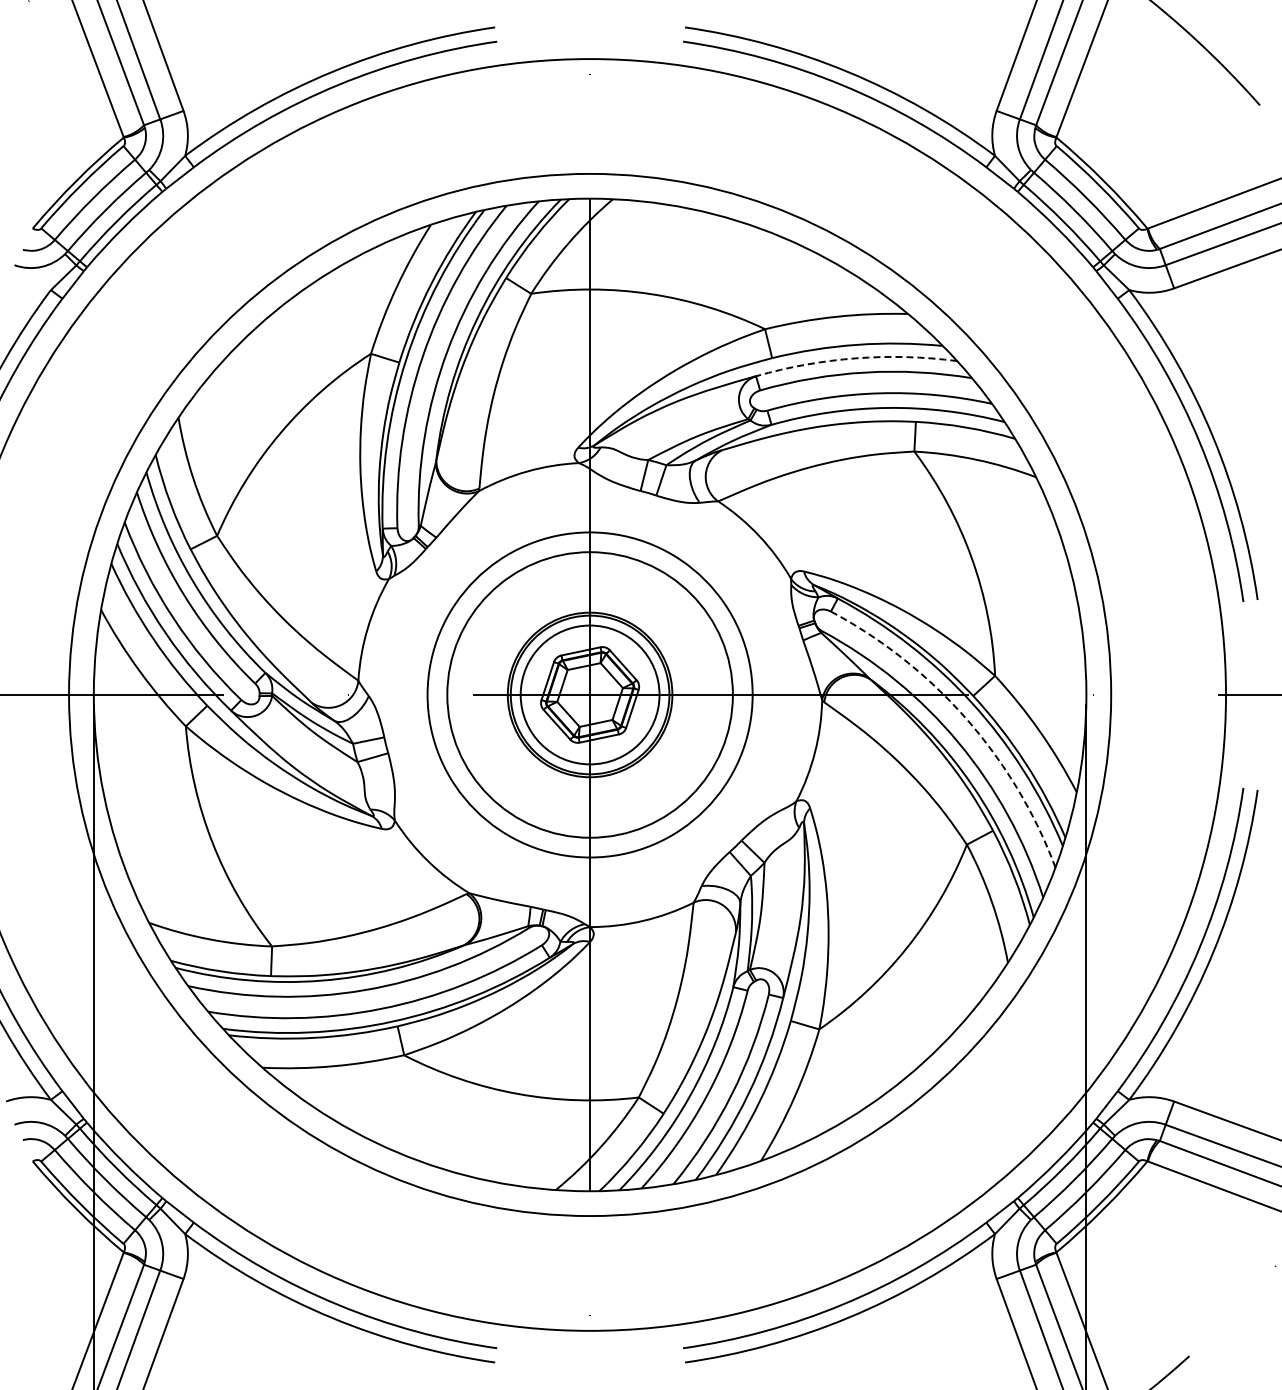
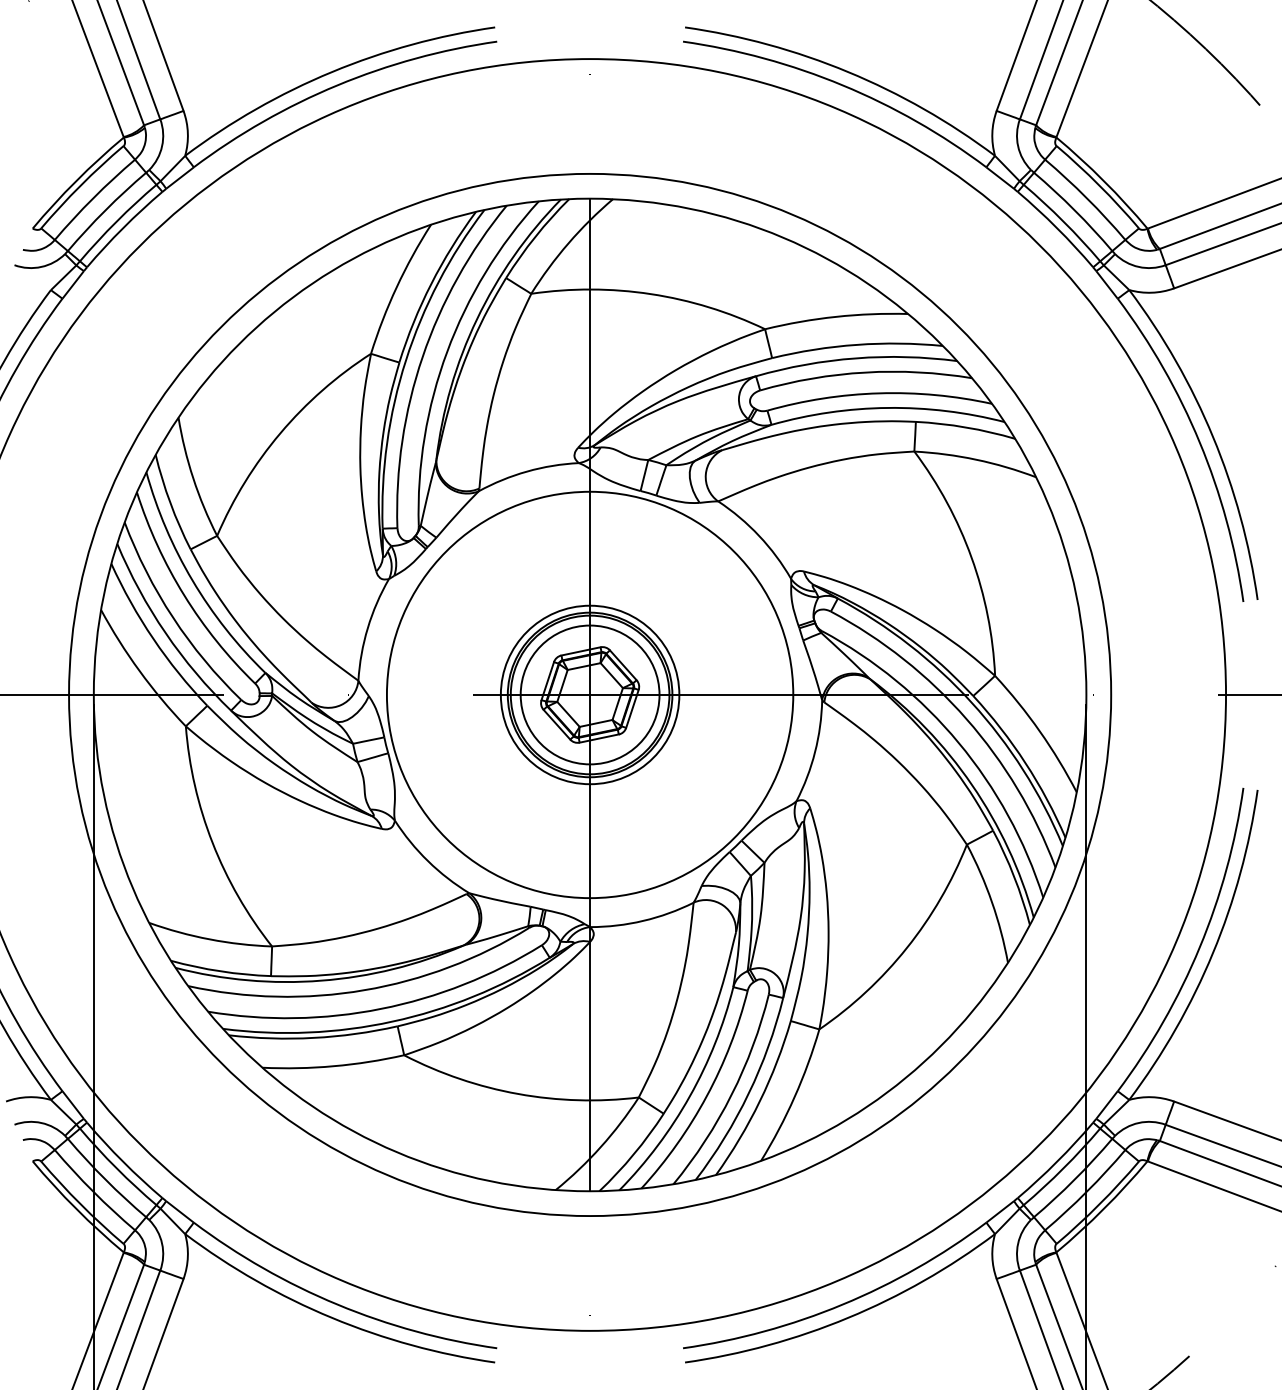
arc: dashed -> solid (855, 358)
circle diameter: 286 px -> 178 px (589, 694)
circle diameter: 325 px -> 406 px (589, 694)
arc: dashed -> solid (966, 719)
